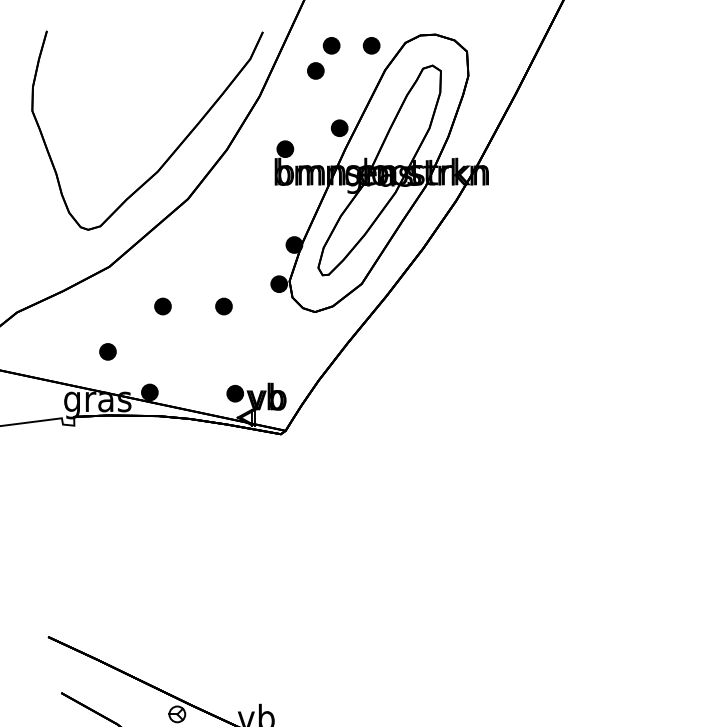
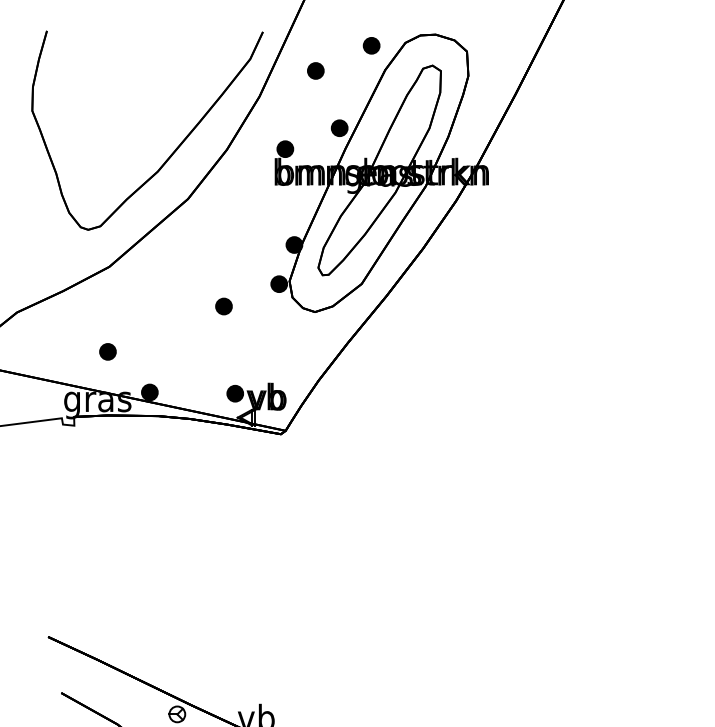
part: present -> none (331, 45)
part: present -> none (162, 306)
